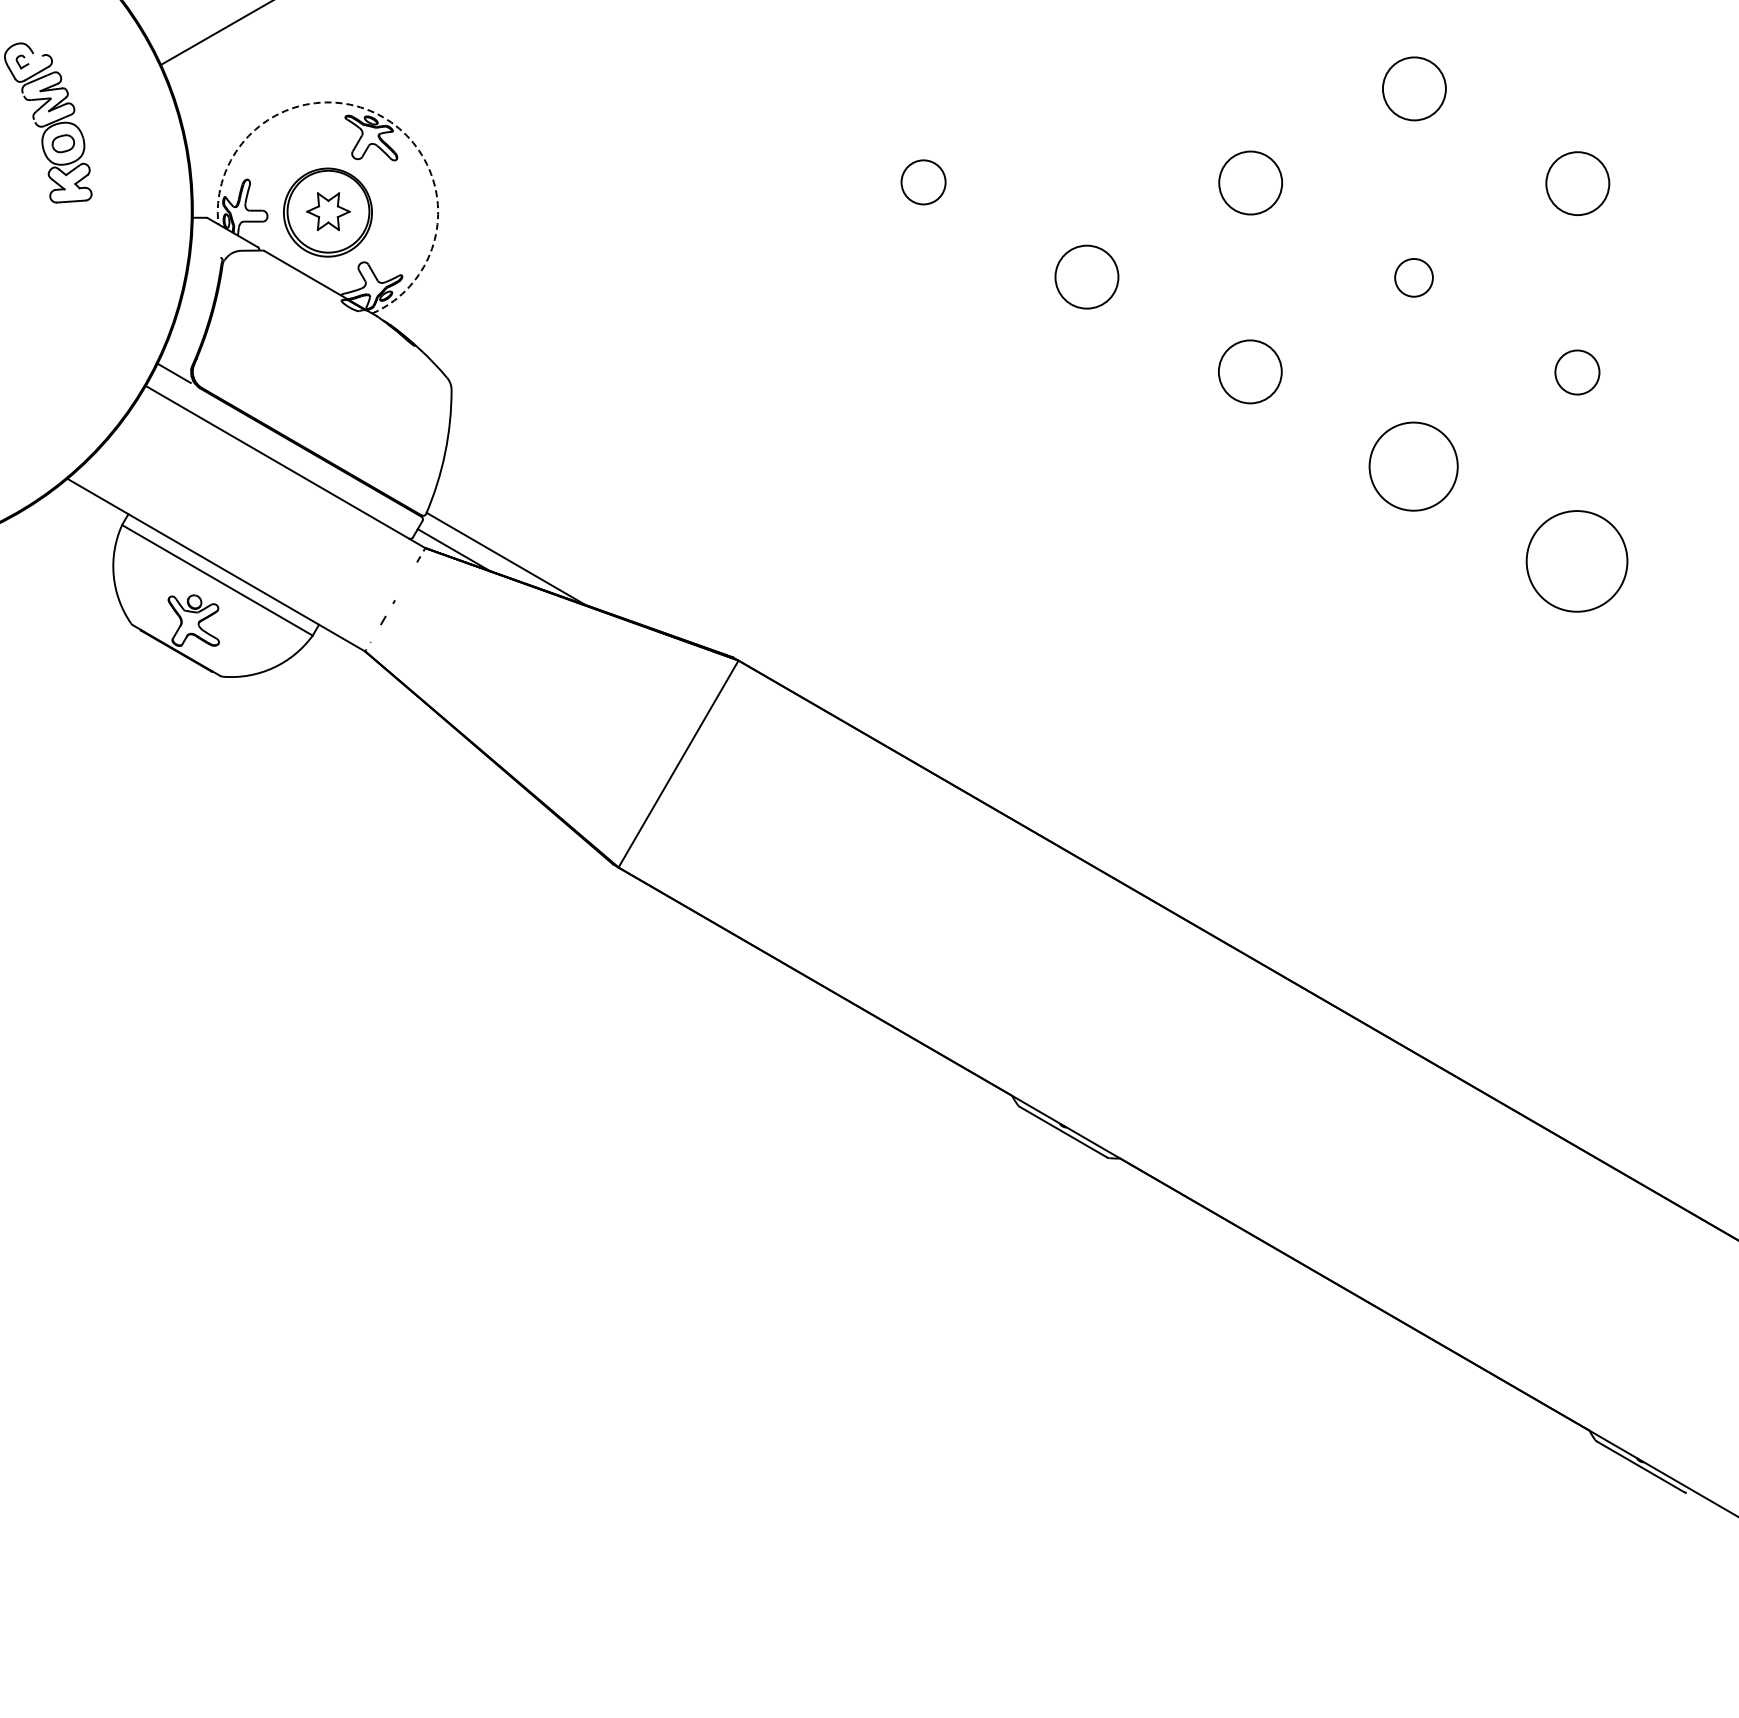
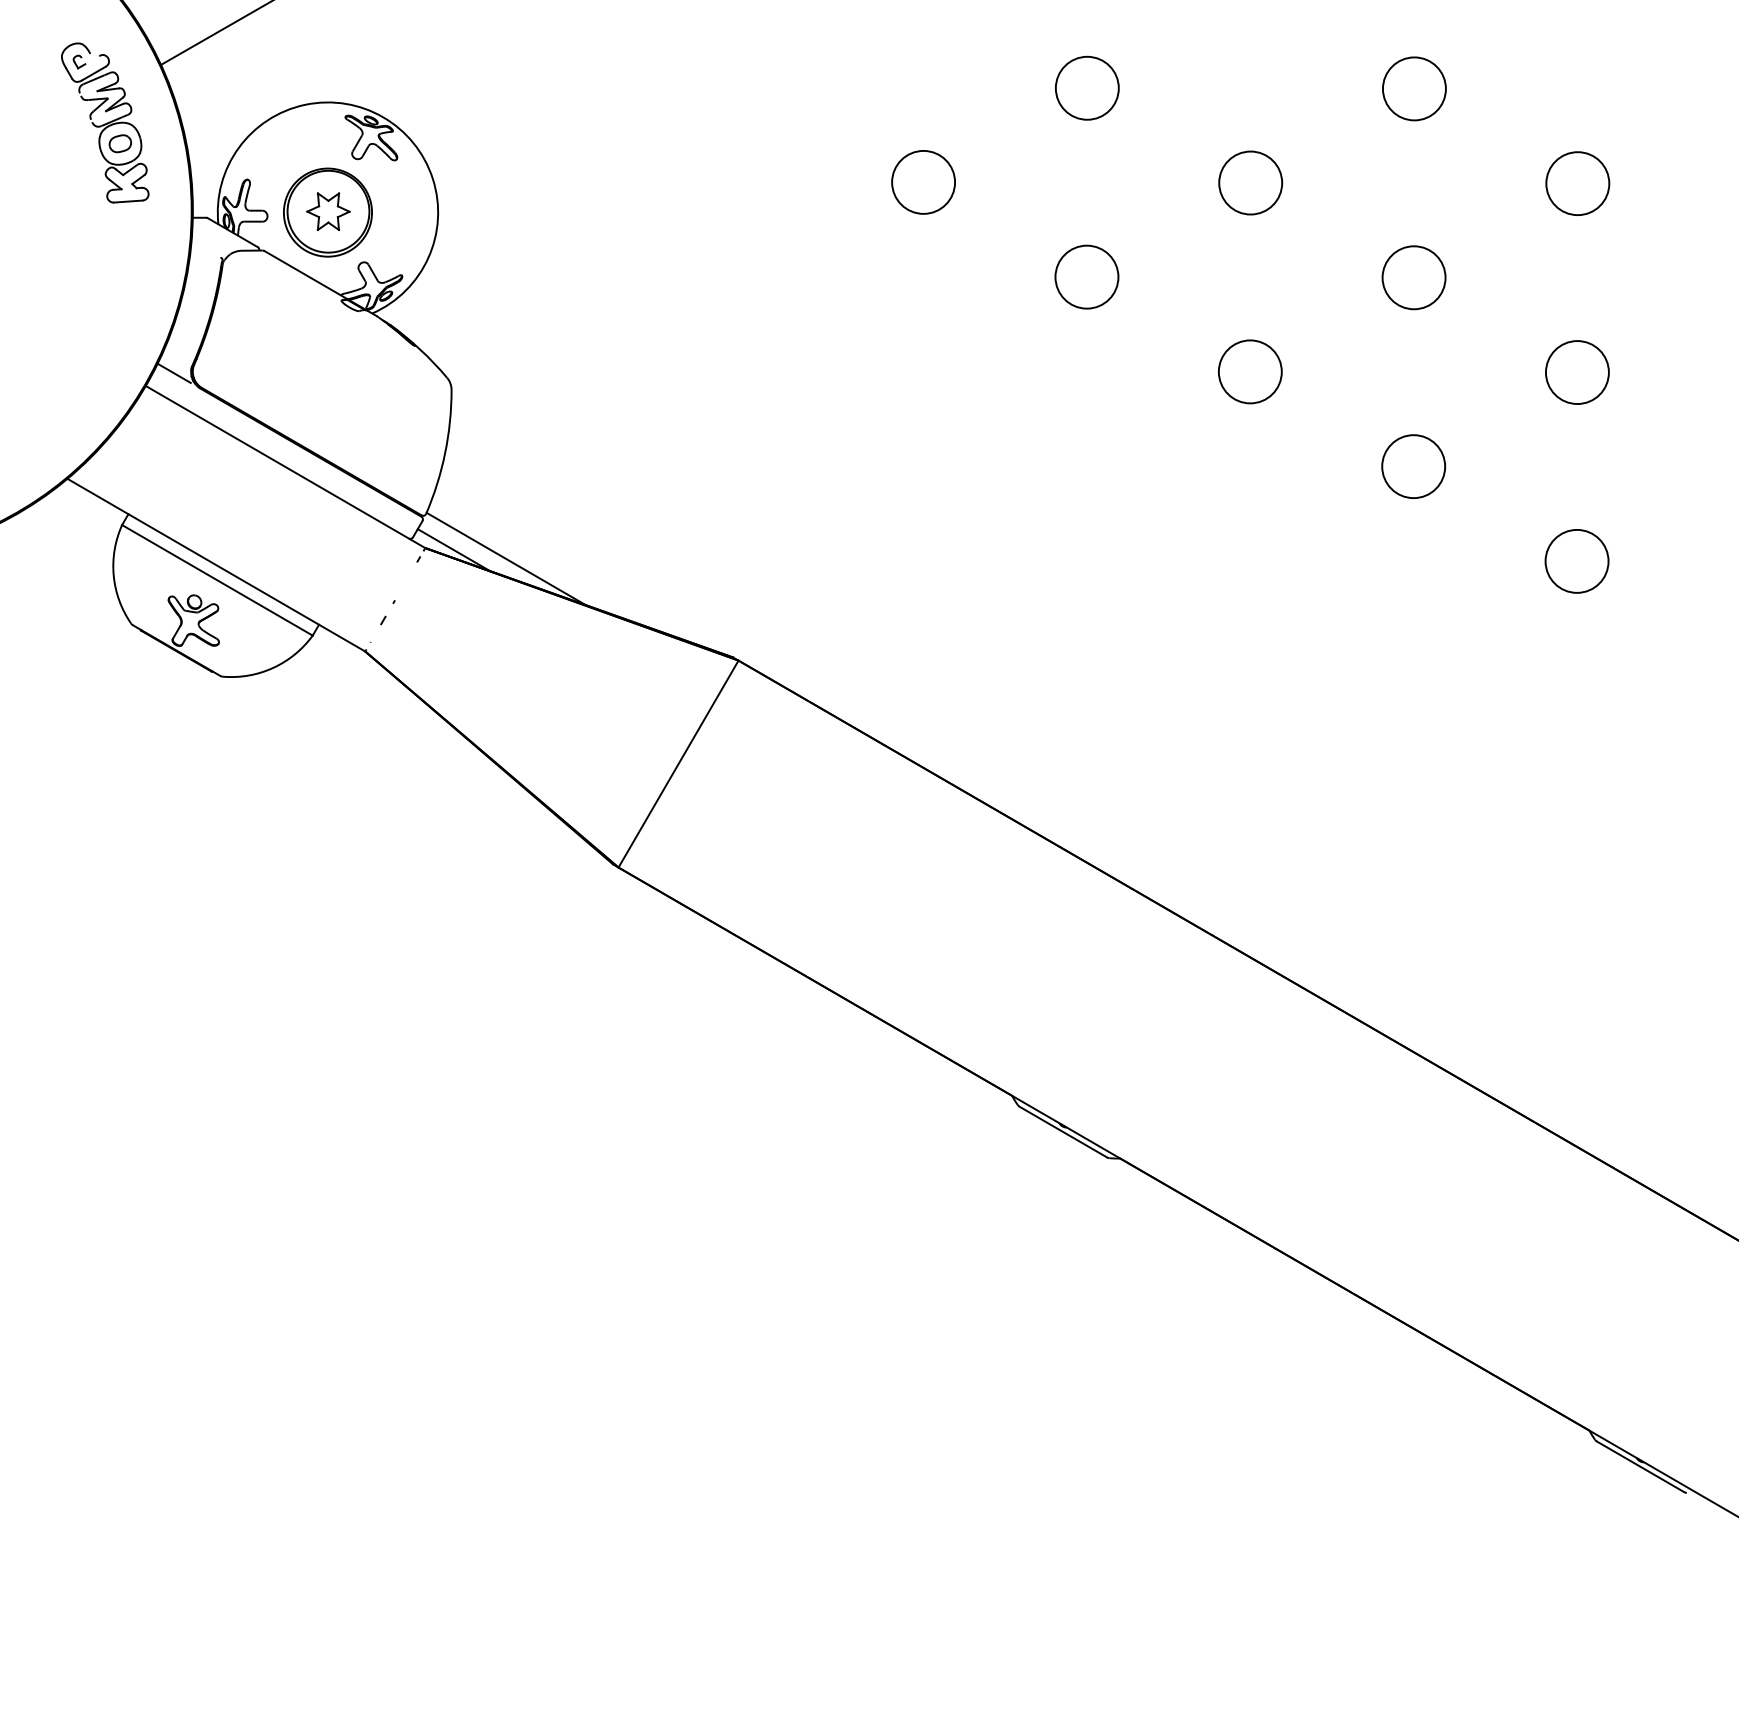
circle: none -> present (1087, 87)
arc: dashed -> solid (383, 117)
part position: (48, 122) -> (105, 122) (105, 122)
circle diameter: 44 px -> 63 px (923, 181)
circle size: 40x40 px -> 66x66 px (1413, 277)
circle diameter: 44 px -> 63 px (1576, 372)
circle diameter: 88 px -> 63 px (1413, 466)
circle diameter: 101 px -> 63 px (1576, 560)
